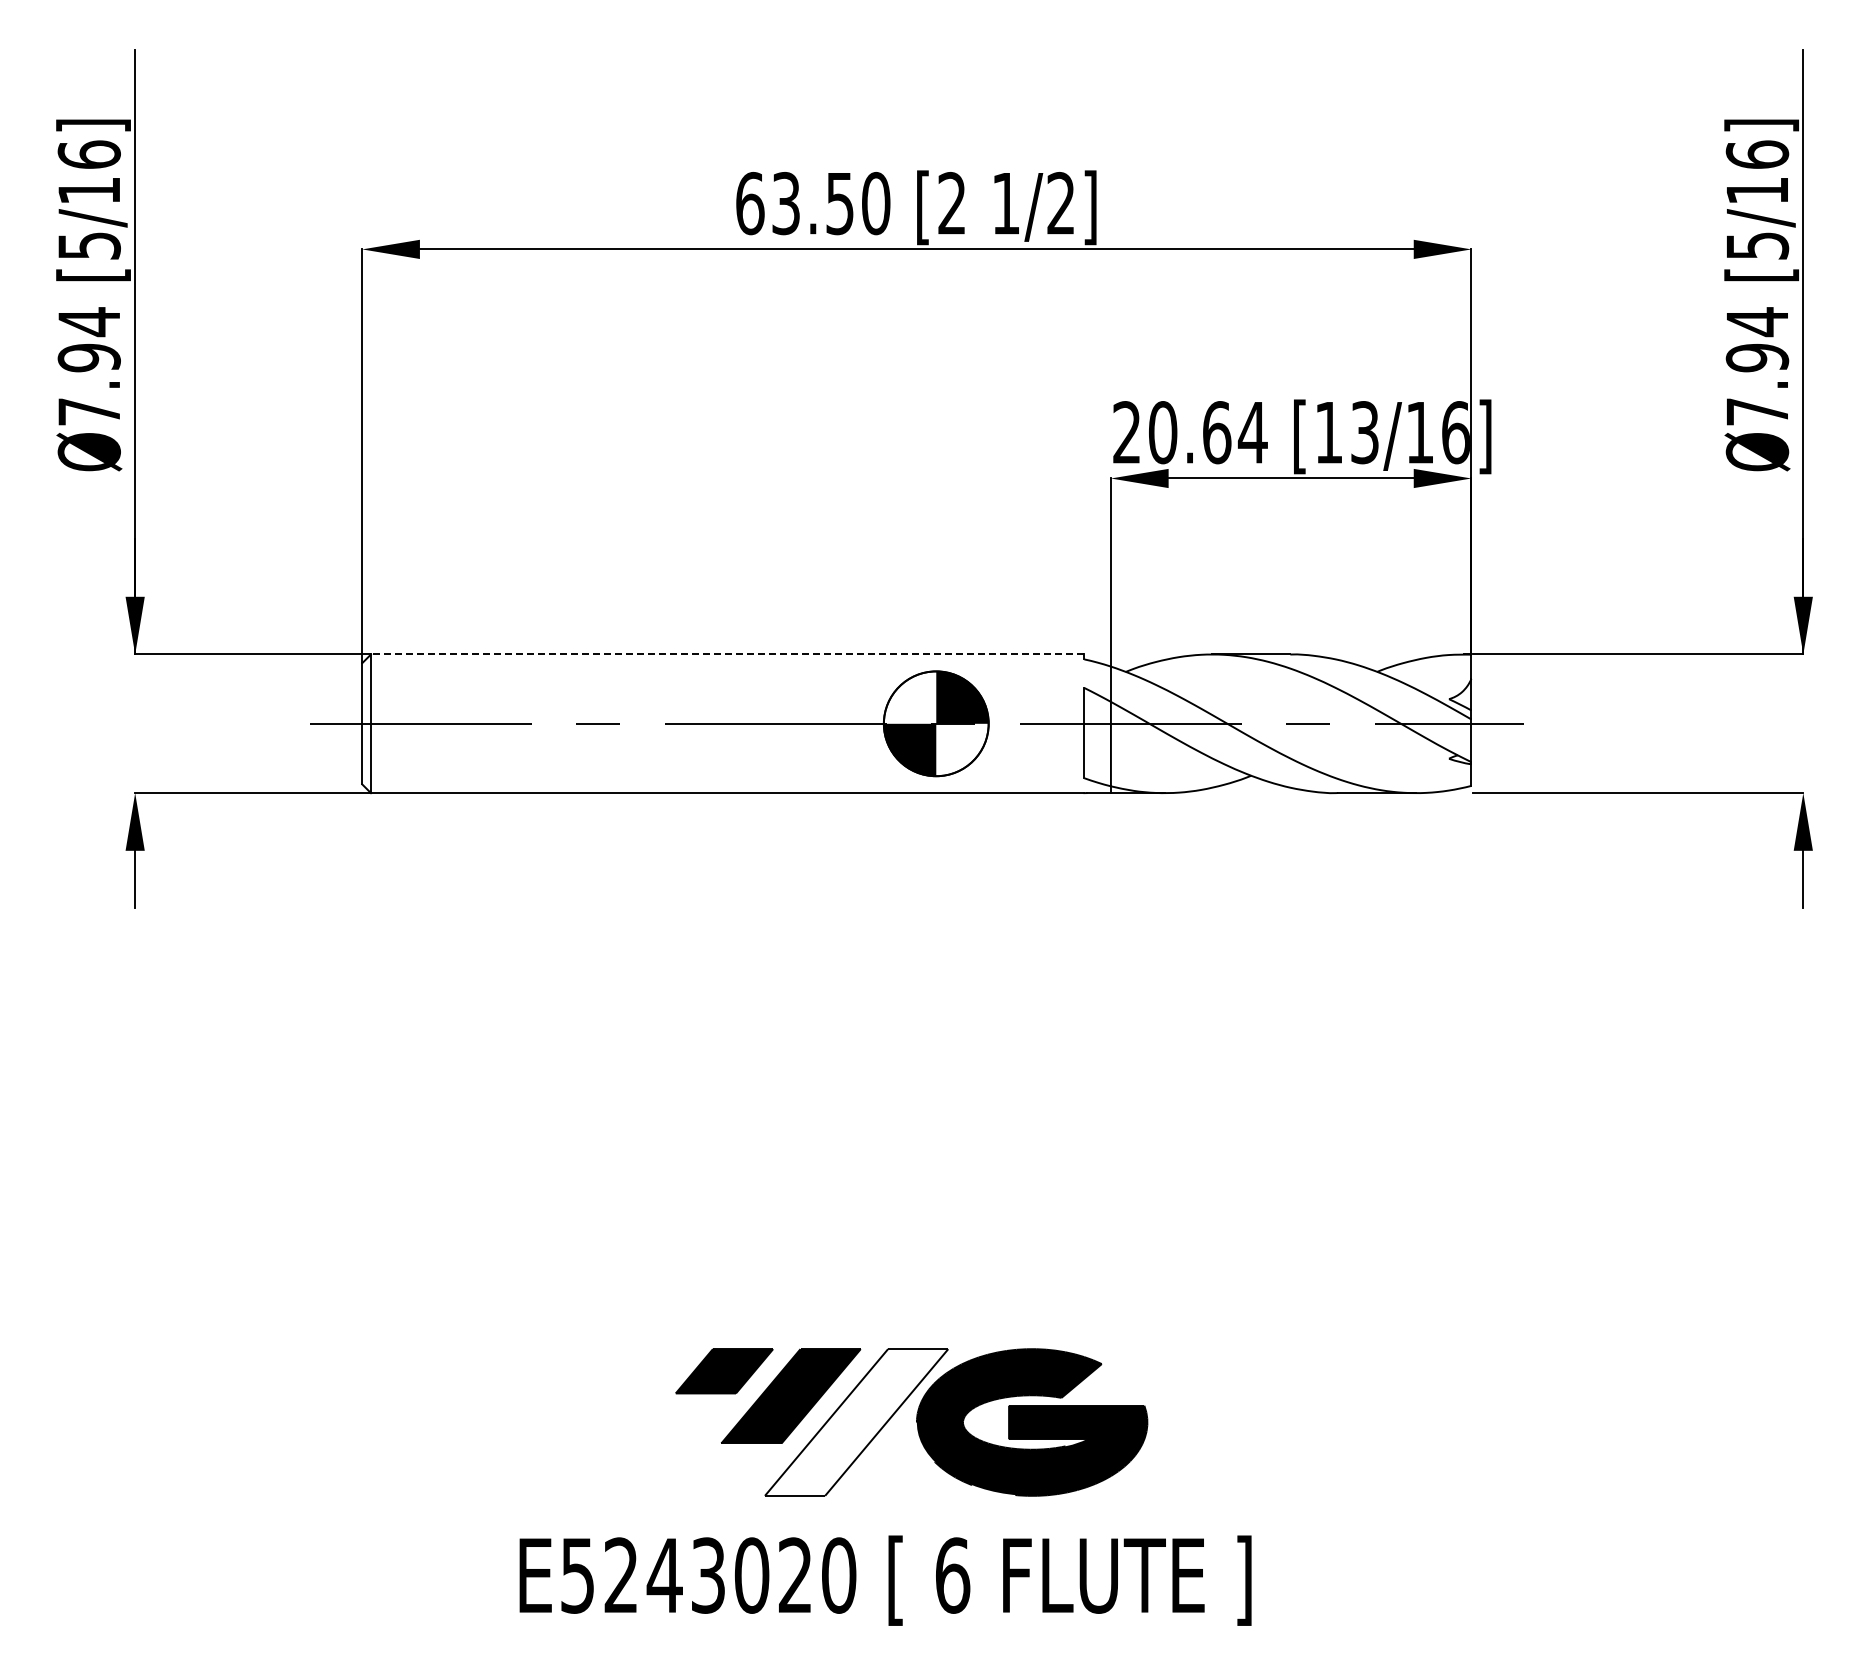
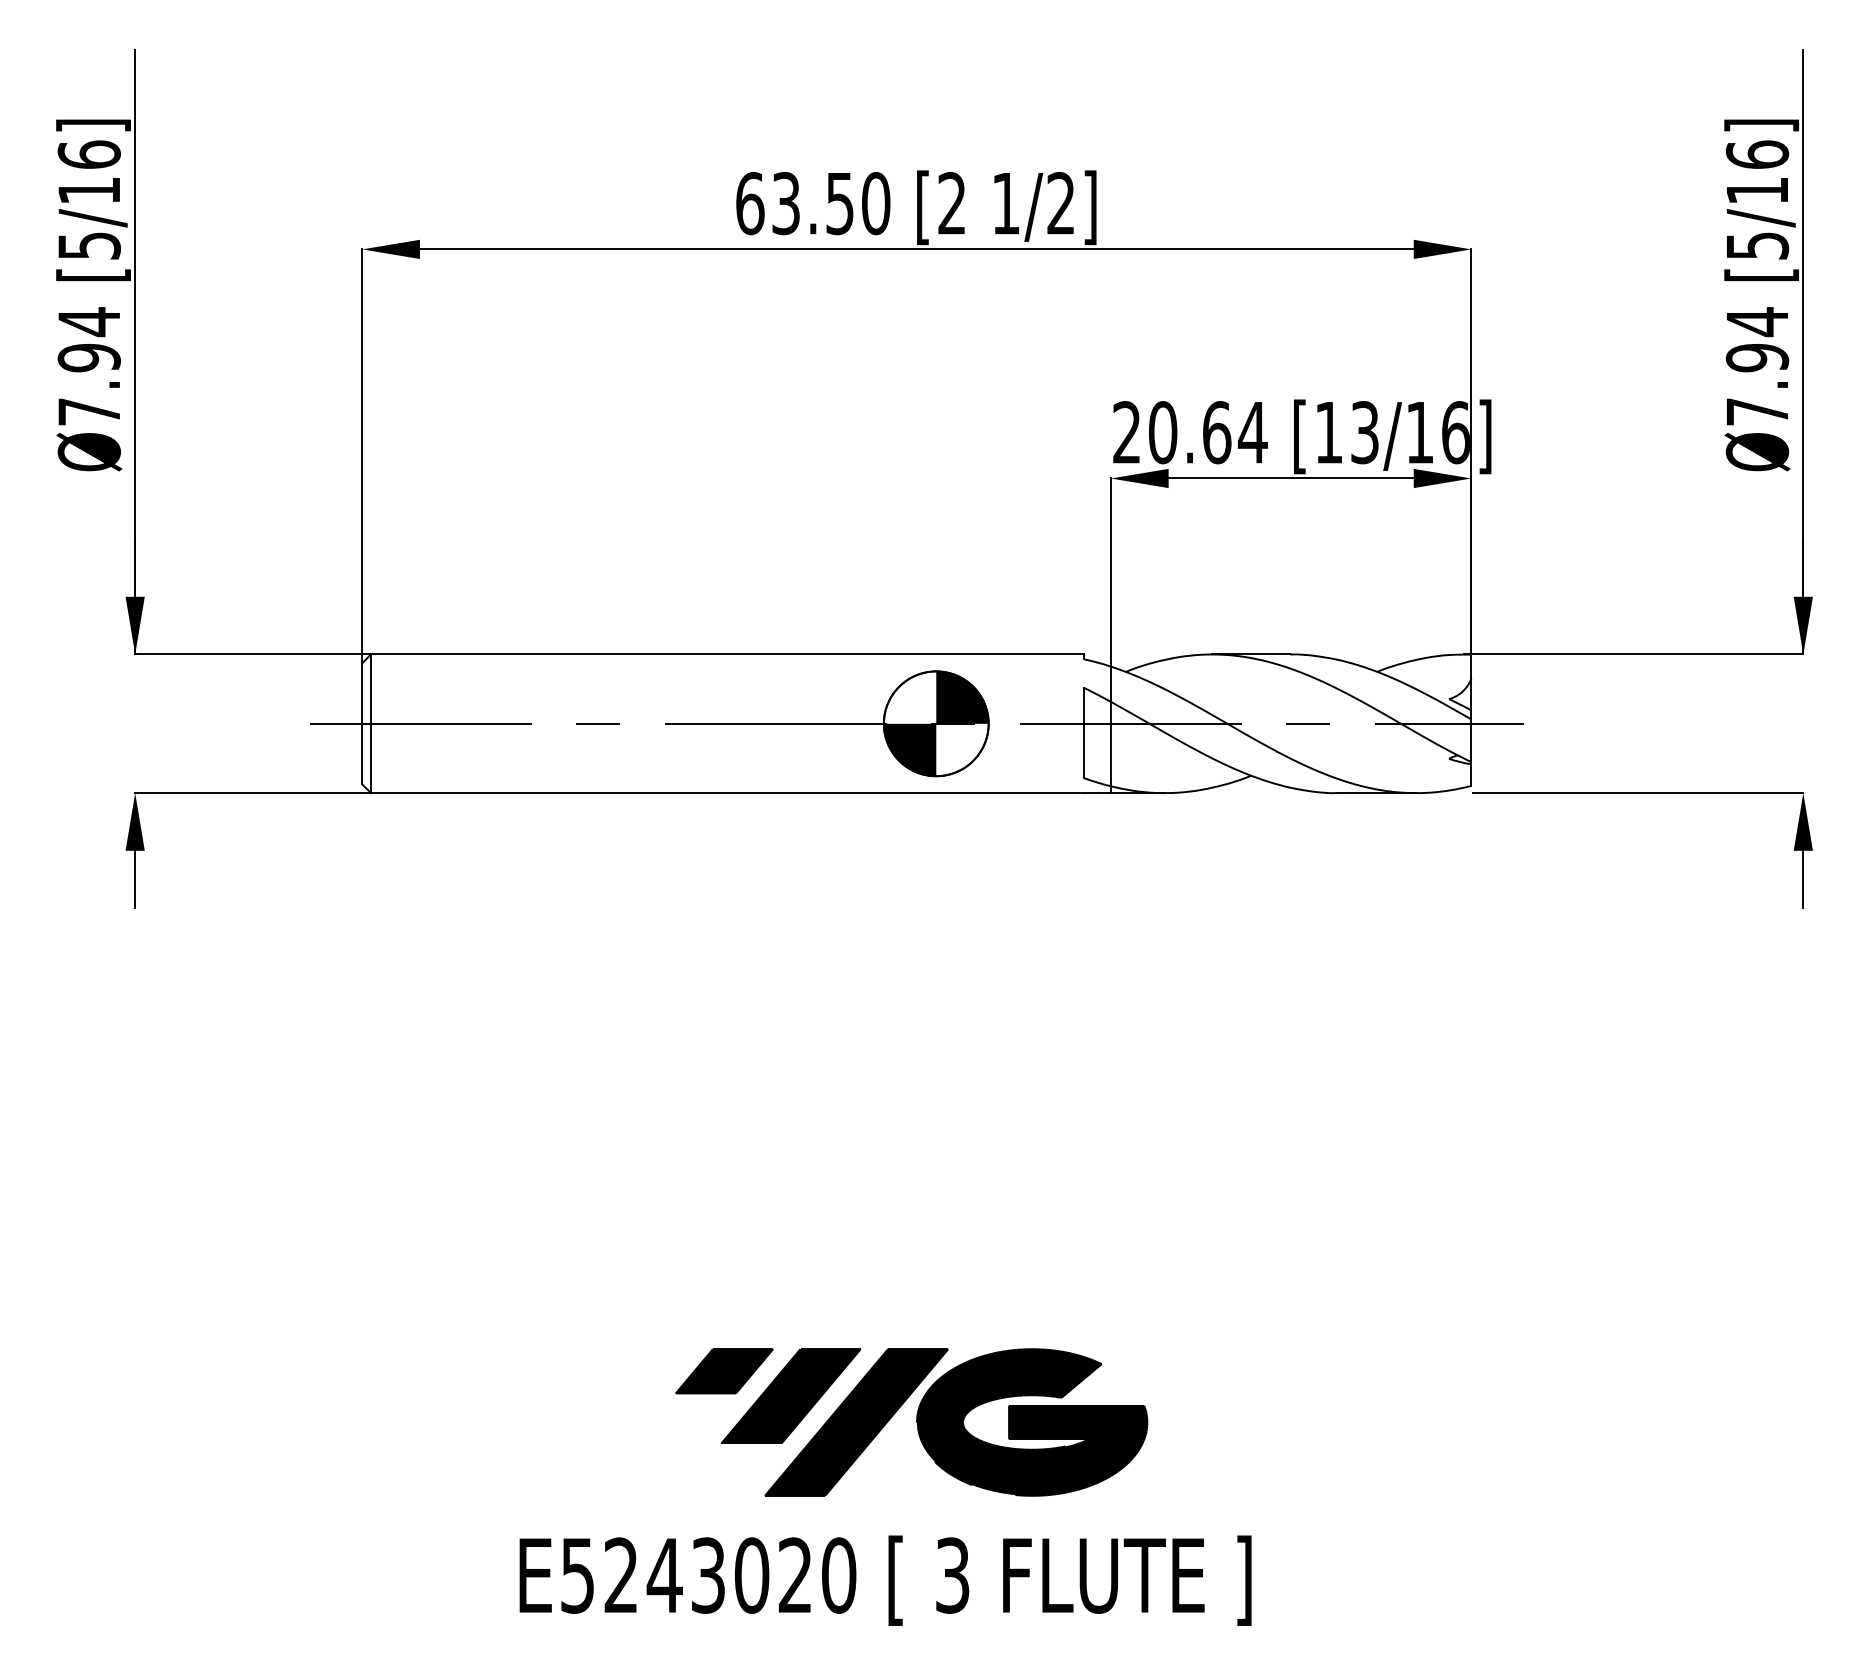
line: dashed -> solid (727, 654)
fill: none -> present (856, 1422)
text: 6 -> 3 (953, 1575)
